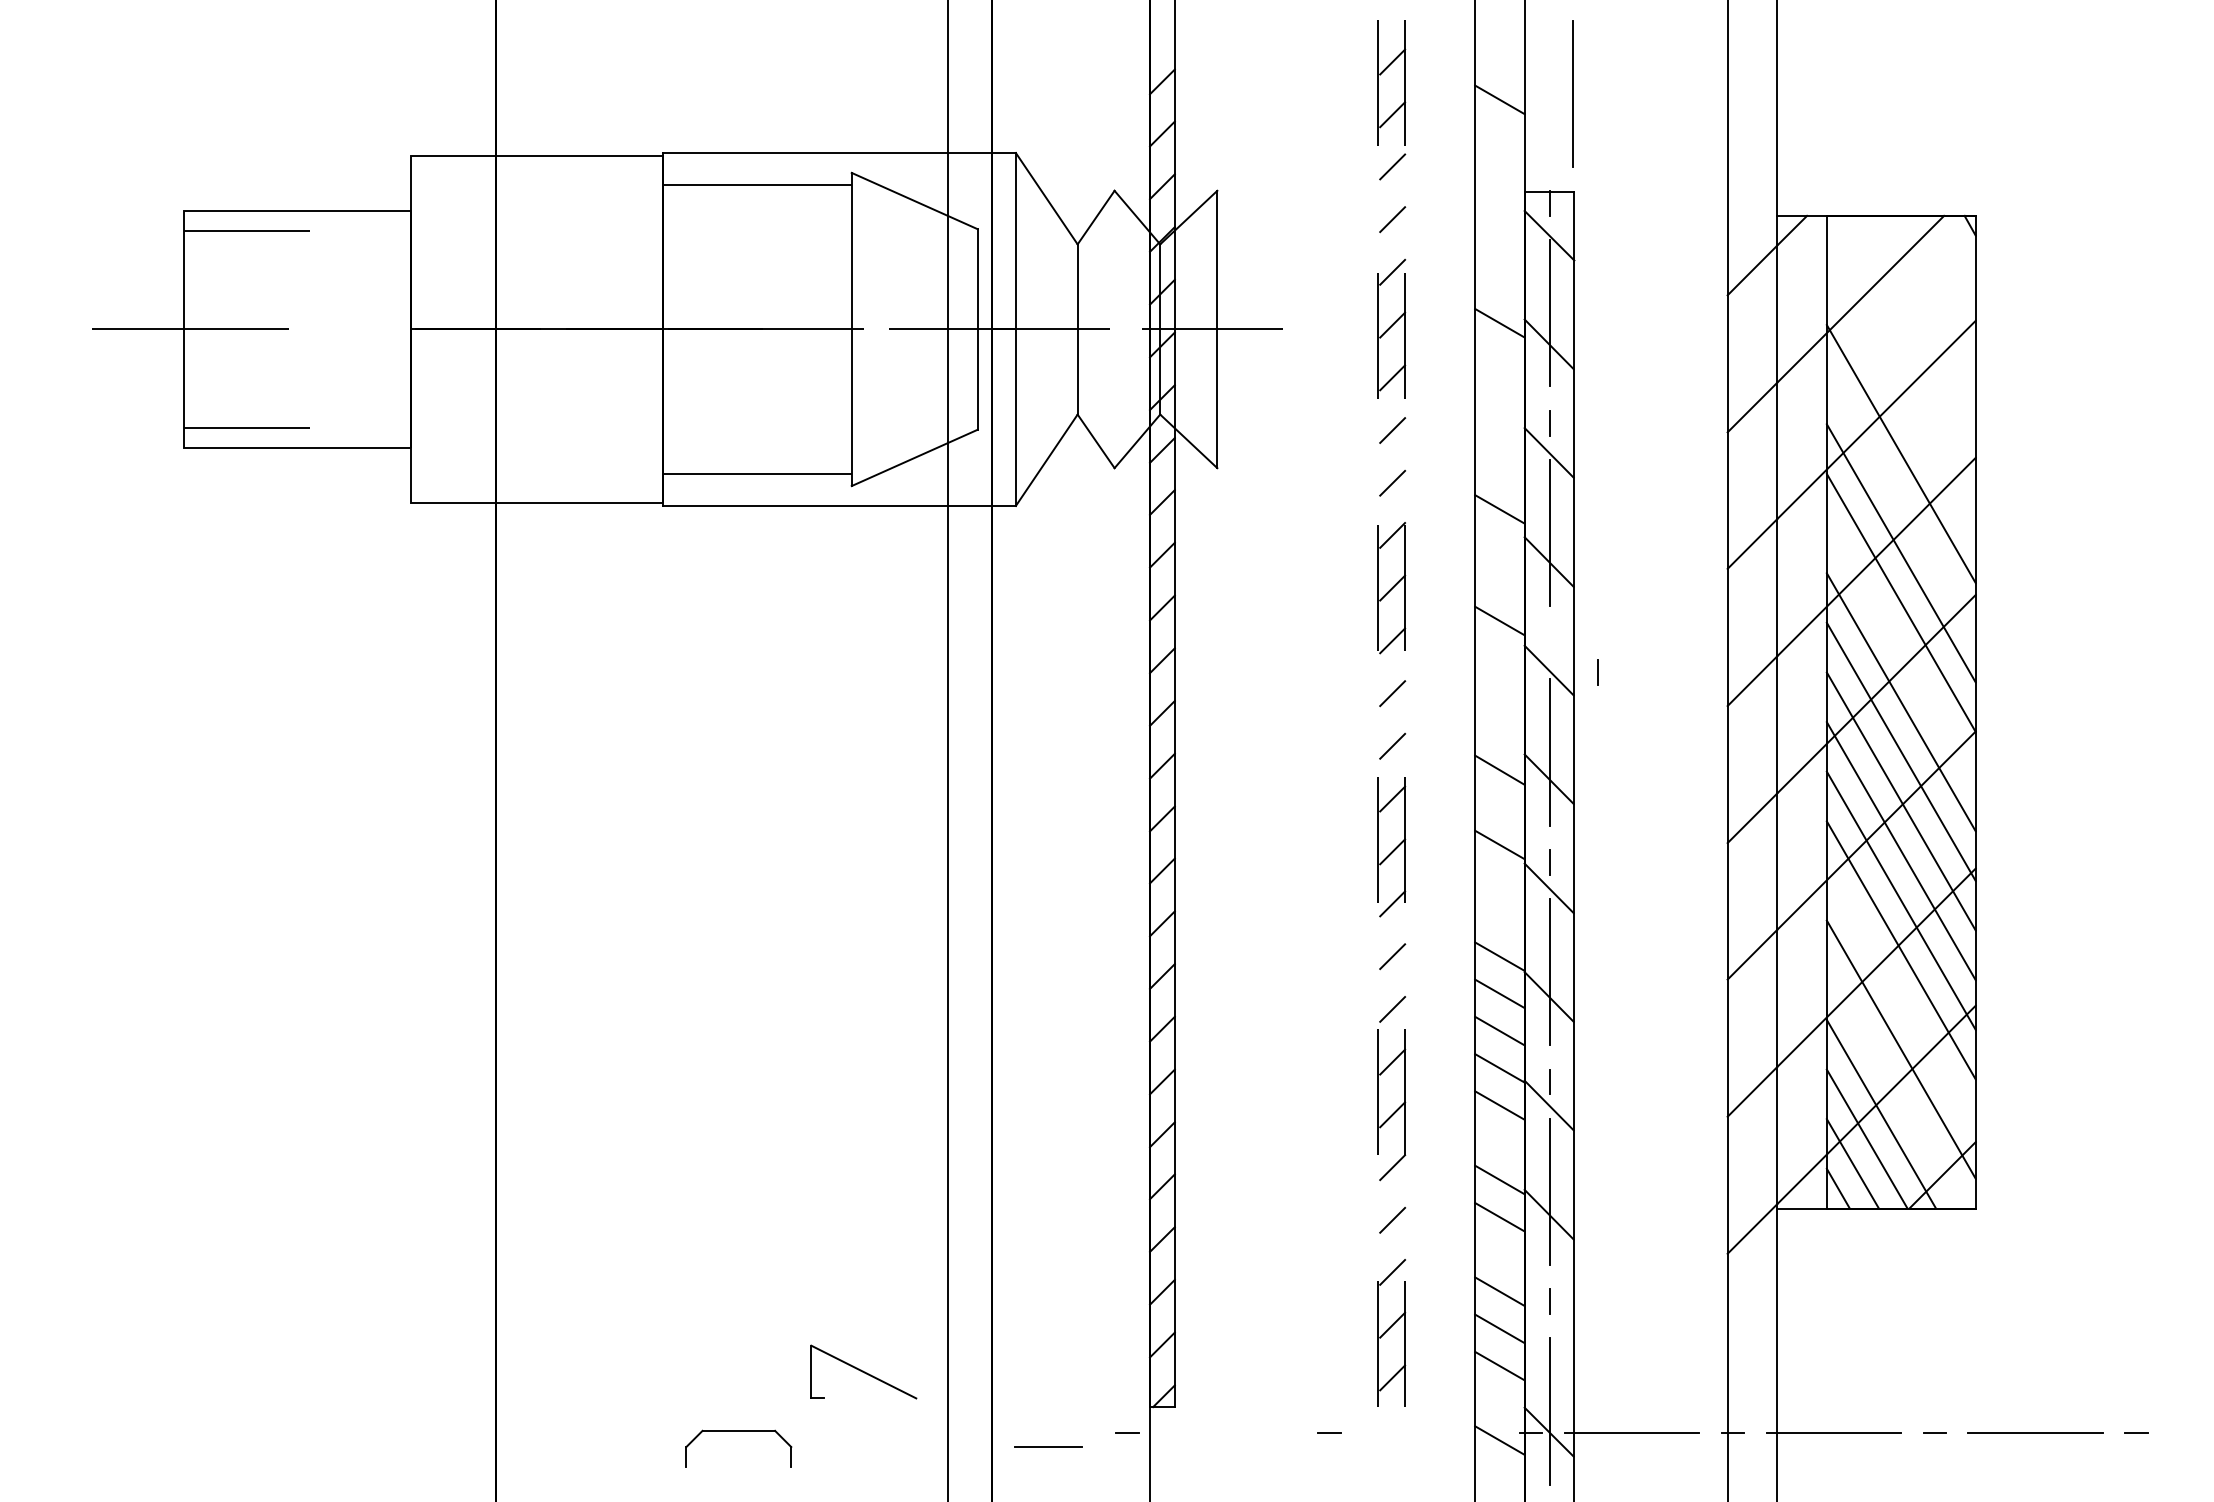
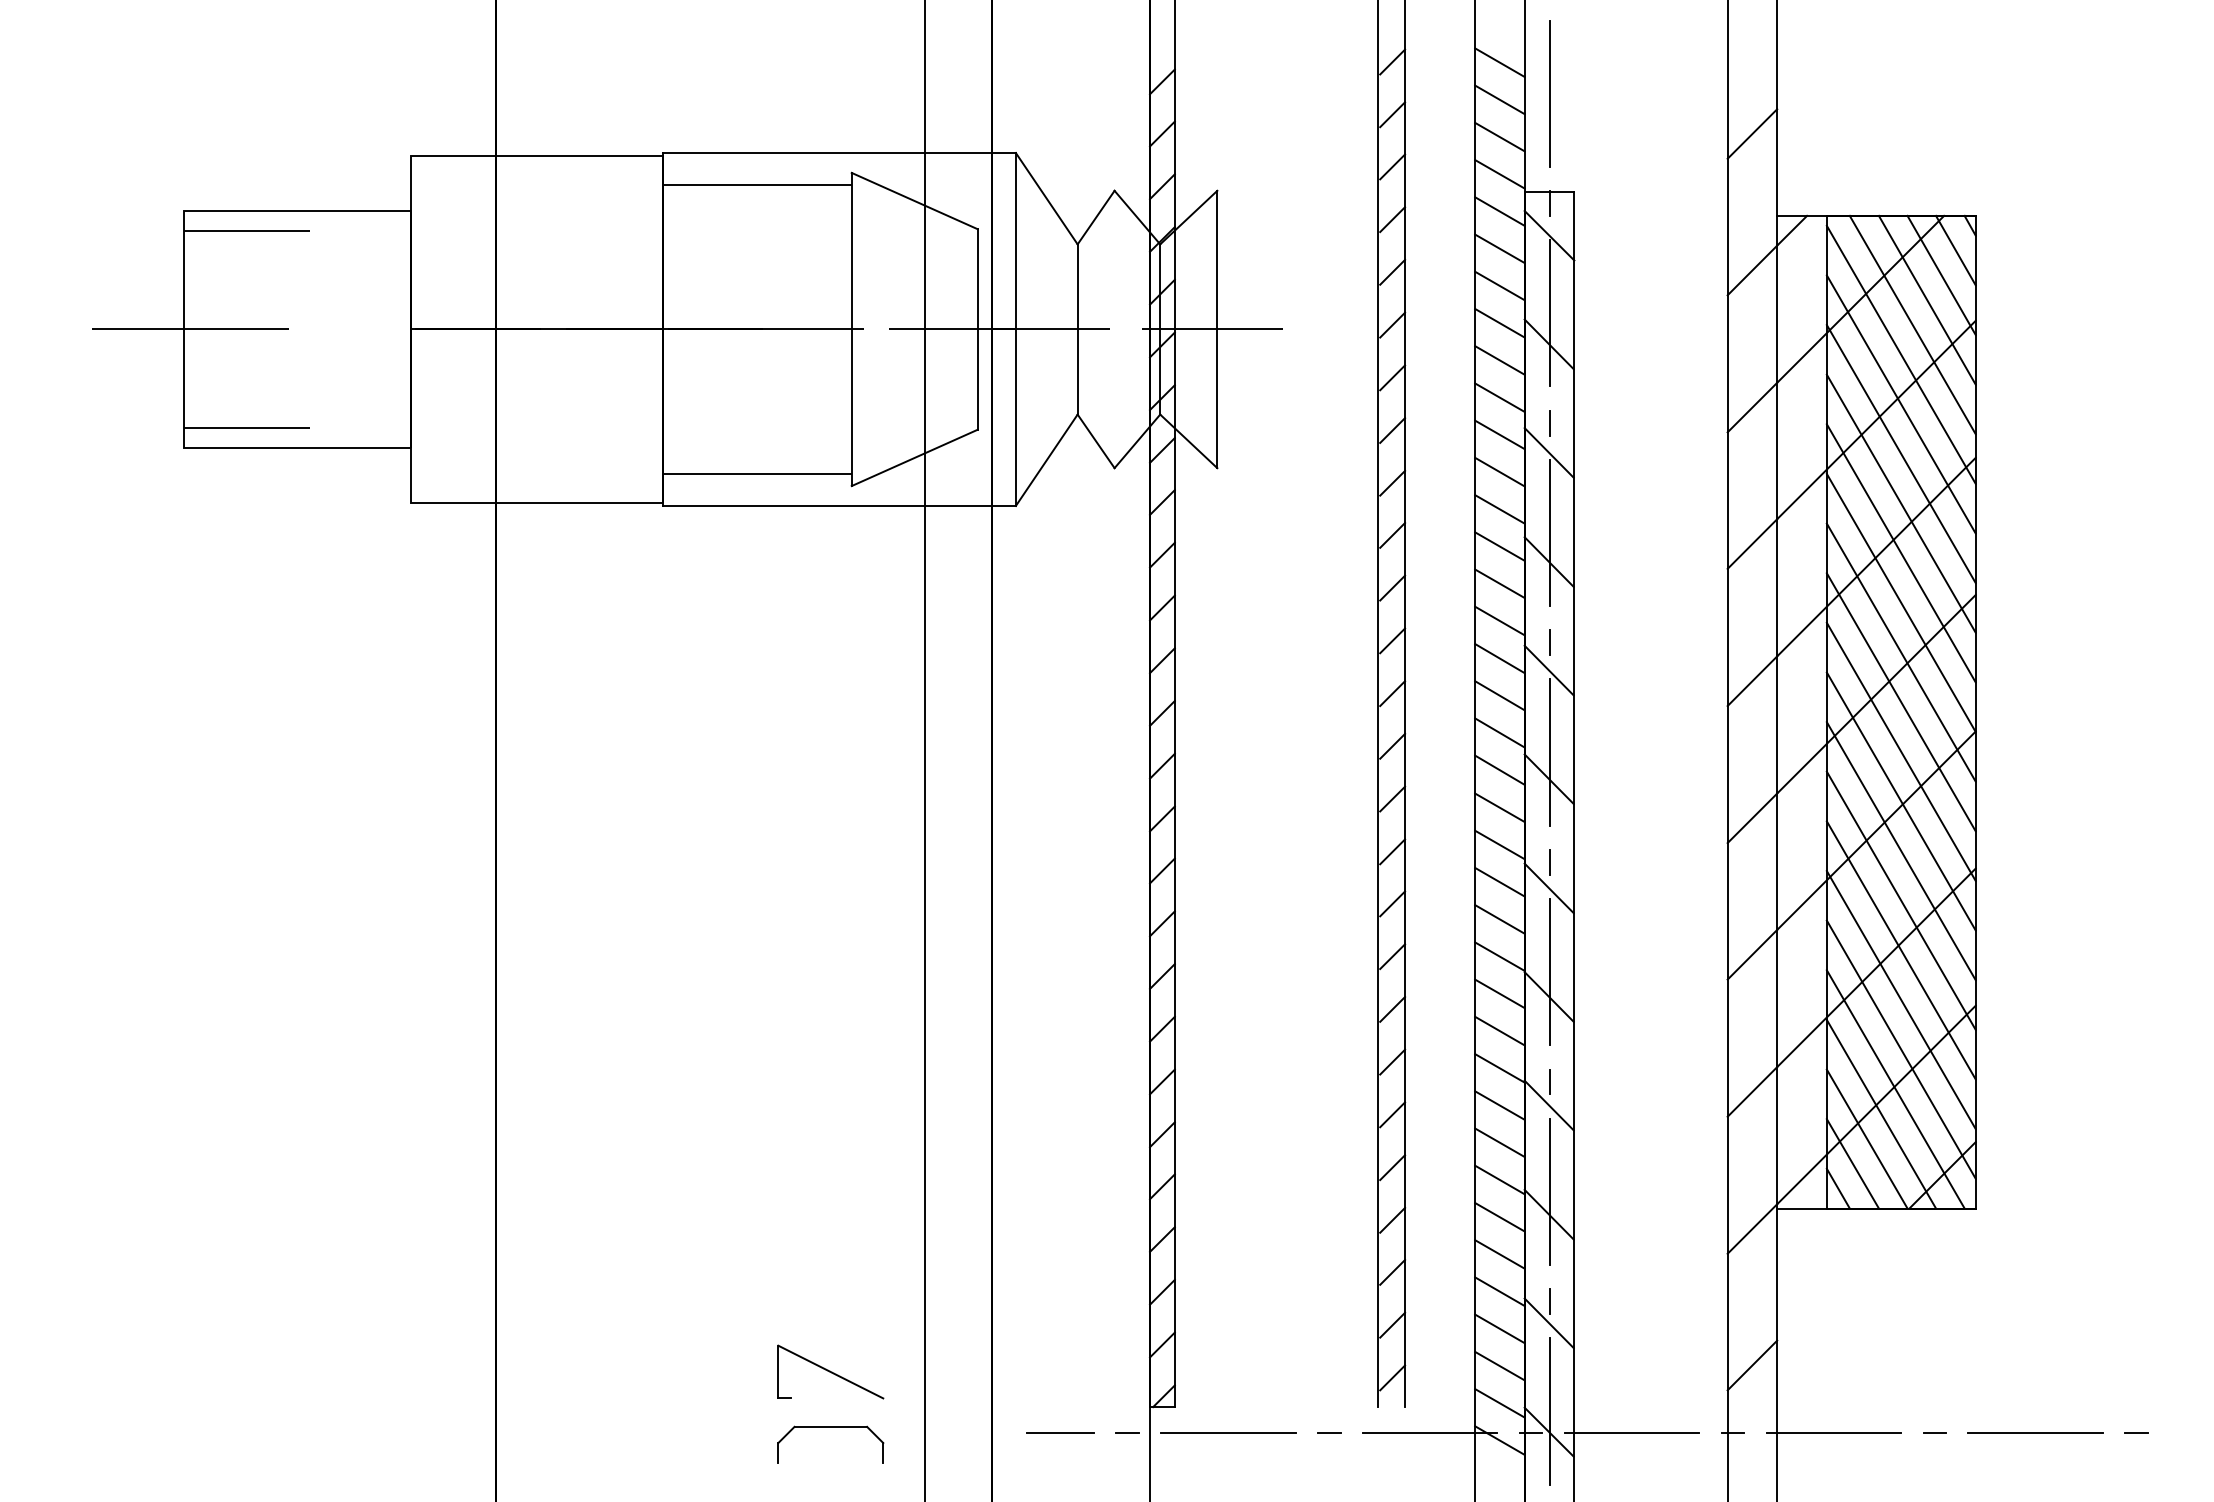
line: none -> present (1499, 62)
line position: (1572, 93) -> (1549, 93) (1549, 93)
line: none -> present (1752, 133)
line: none -> present (1499, 136)
line: none -> present (1499, 174)
line: none -> present (1499, 211)
line: none -> present (1499, 248)
line: none -> present (1955, 250)
line: none -> present (1941, 275)
line: none -> present (1499, 285)
line: none -> present (1926, 299)
line: none -> present (1912, 324)
line: none -> present (1900, 354)
line: none -> present (1499, 360)
line: none -> present (1499, 397)
line: none -> present (1900, 404)
line: none -> present (1499, 434)
line: none -> present (1499, 471)
line: none -> present (1900, 503)
line: none -> present (1499, 546)
line: none -> present (1499, 583)
line: none -> present (1900, 652)
line: none -> present (1499, 658)
line position: (1597, 672) -> (1549, 642) (1549, 642)
line: none -> present (1499, 695)
line: dashed -> solid (1377, 703)
line: dashed -> solid (1405, 703)
line: none -> present (1499, 732)
line position: (948, 750) -> (925, 750) (925, 750)
line: none -> present (1499, 807)
line: none -> present (1499, 881)
line: none -> present (1499, 919)
line: none -> present (1900, 1000)
line: none -> present (1895, 1089)
line: none -> present (1499, 1142)
line: none -> present (1499, 1254)
line: none -> present (1548, 1323)
line: none -> present (1752, 1365)
part position: (863, 1371) -> (830, 1371) (830, 1371)
line: none -> present (1499, 1403)
part position: (738, 1431) -> (830, 1427) (830, 1427)
line: none -> present (1228, 1432)
line: none -> present (1429, 1432)
line position: (1048, 1446) -> (1060, 1432) (1060, 1432)
